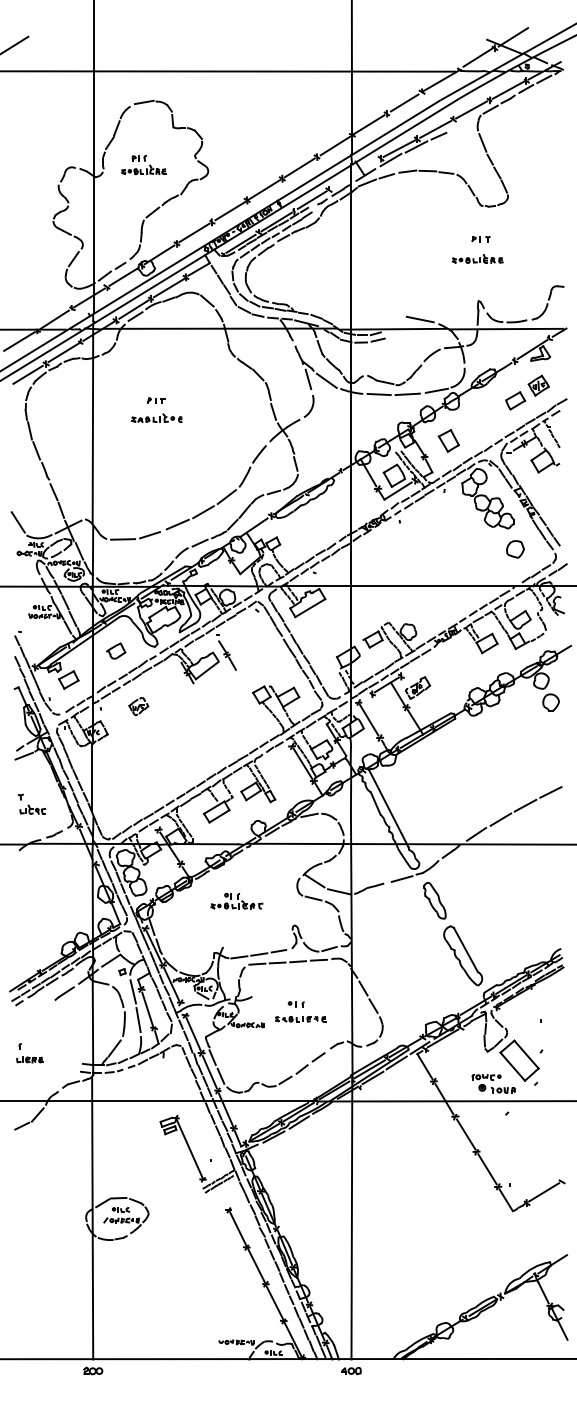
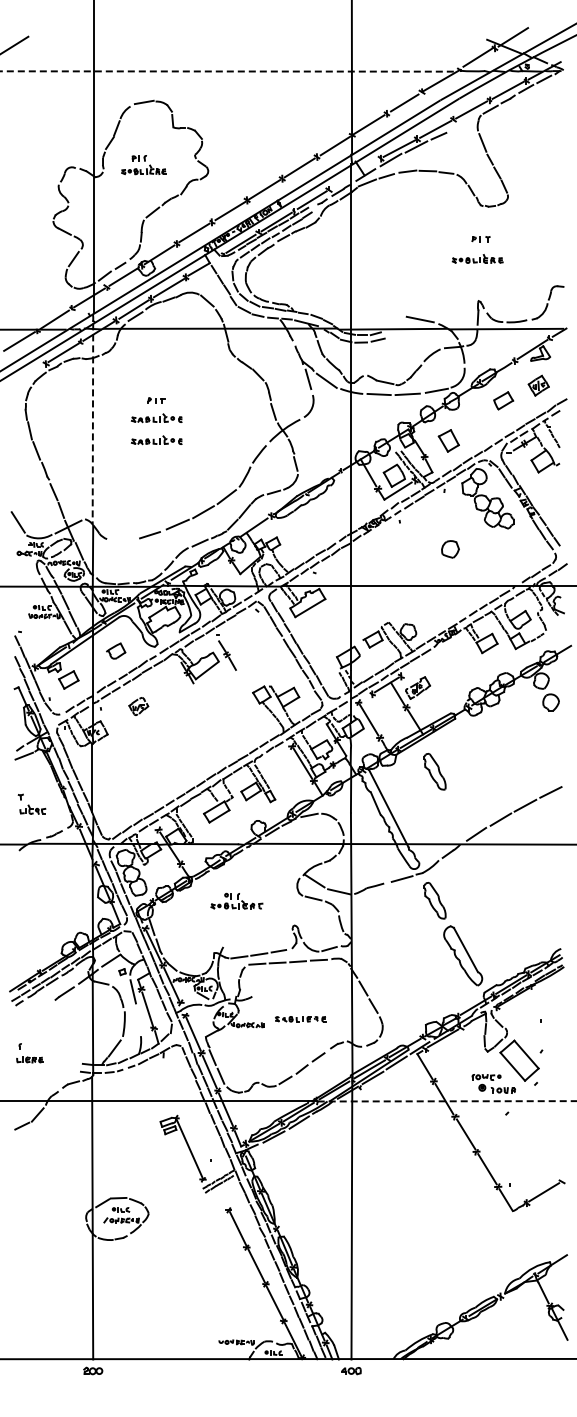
line: solid -> dashed (228, 71)
line: present -> none (27, 374)
part position: (515, 400) -> (503, 400) (503, 400)
line: solid -> dashed (92, 424)
part: none -> present (156, 440)
line: present -> none (122, 539)
part position: (515, 549) -> (450, 549) (450, 549)
part: none -> present (434, 771)
part: present -> none (295, 1004)
line: present -> none (138, 1020)
line: solid -> dashed (447, 1101)
